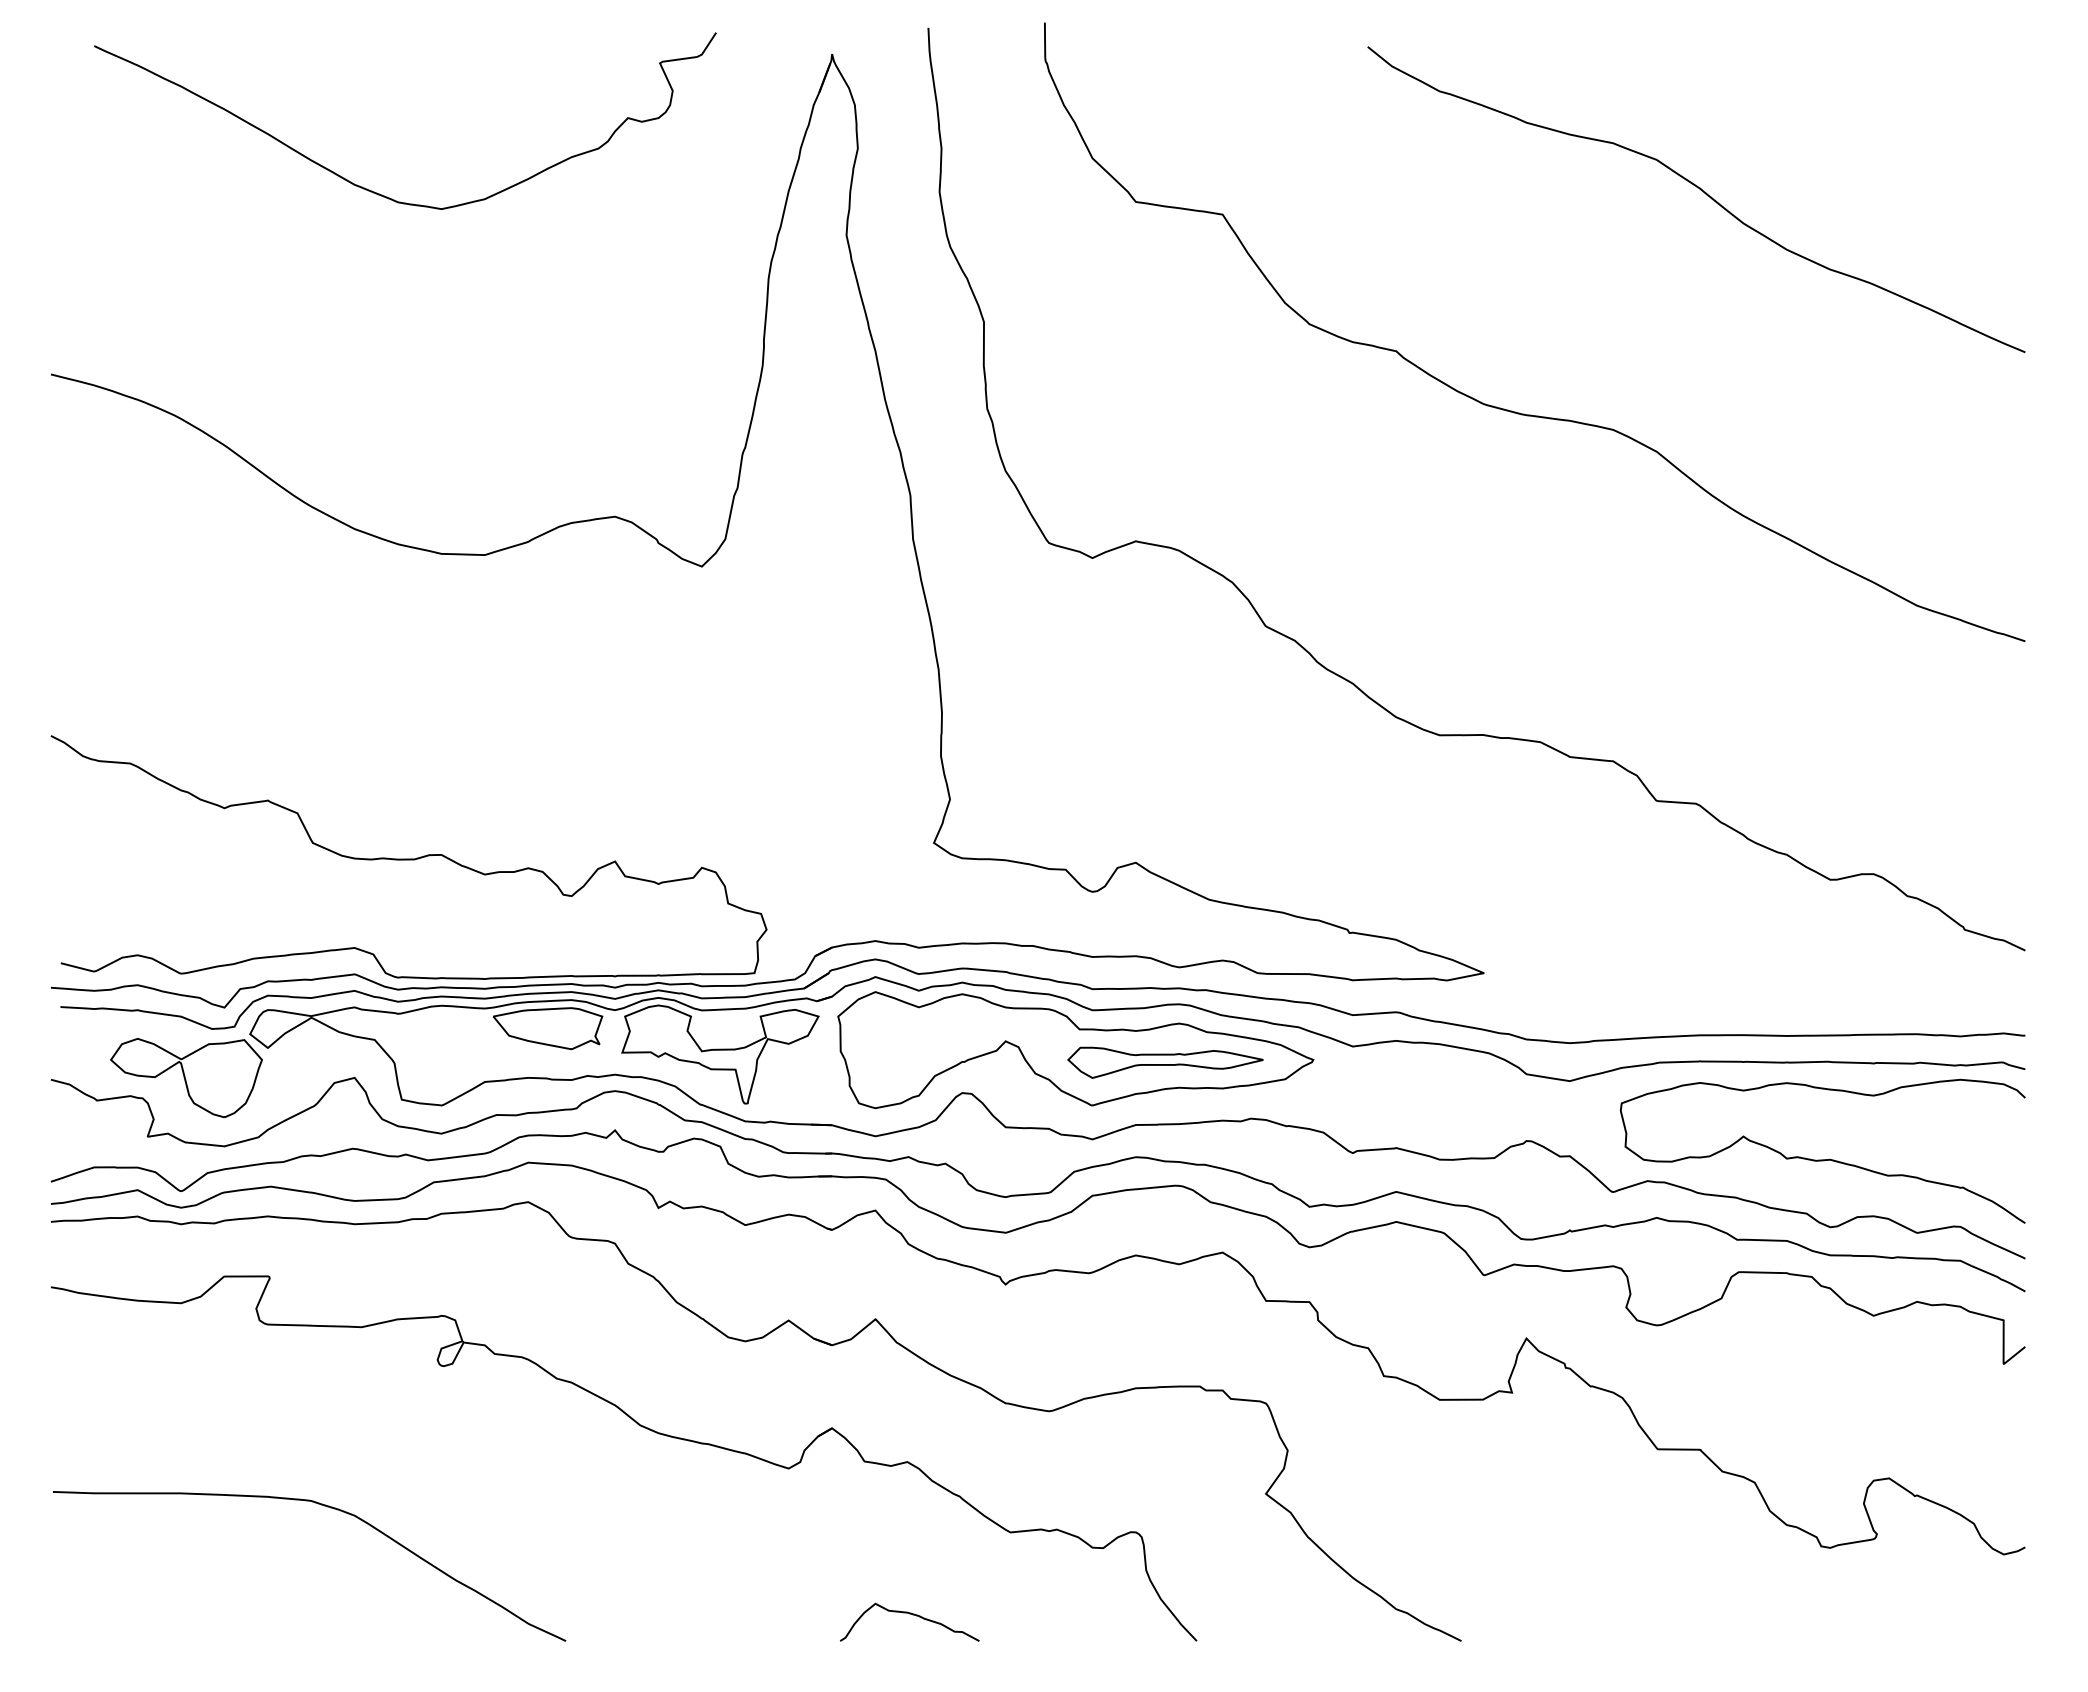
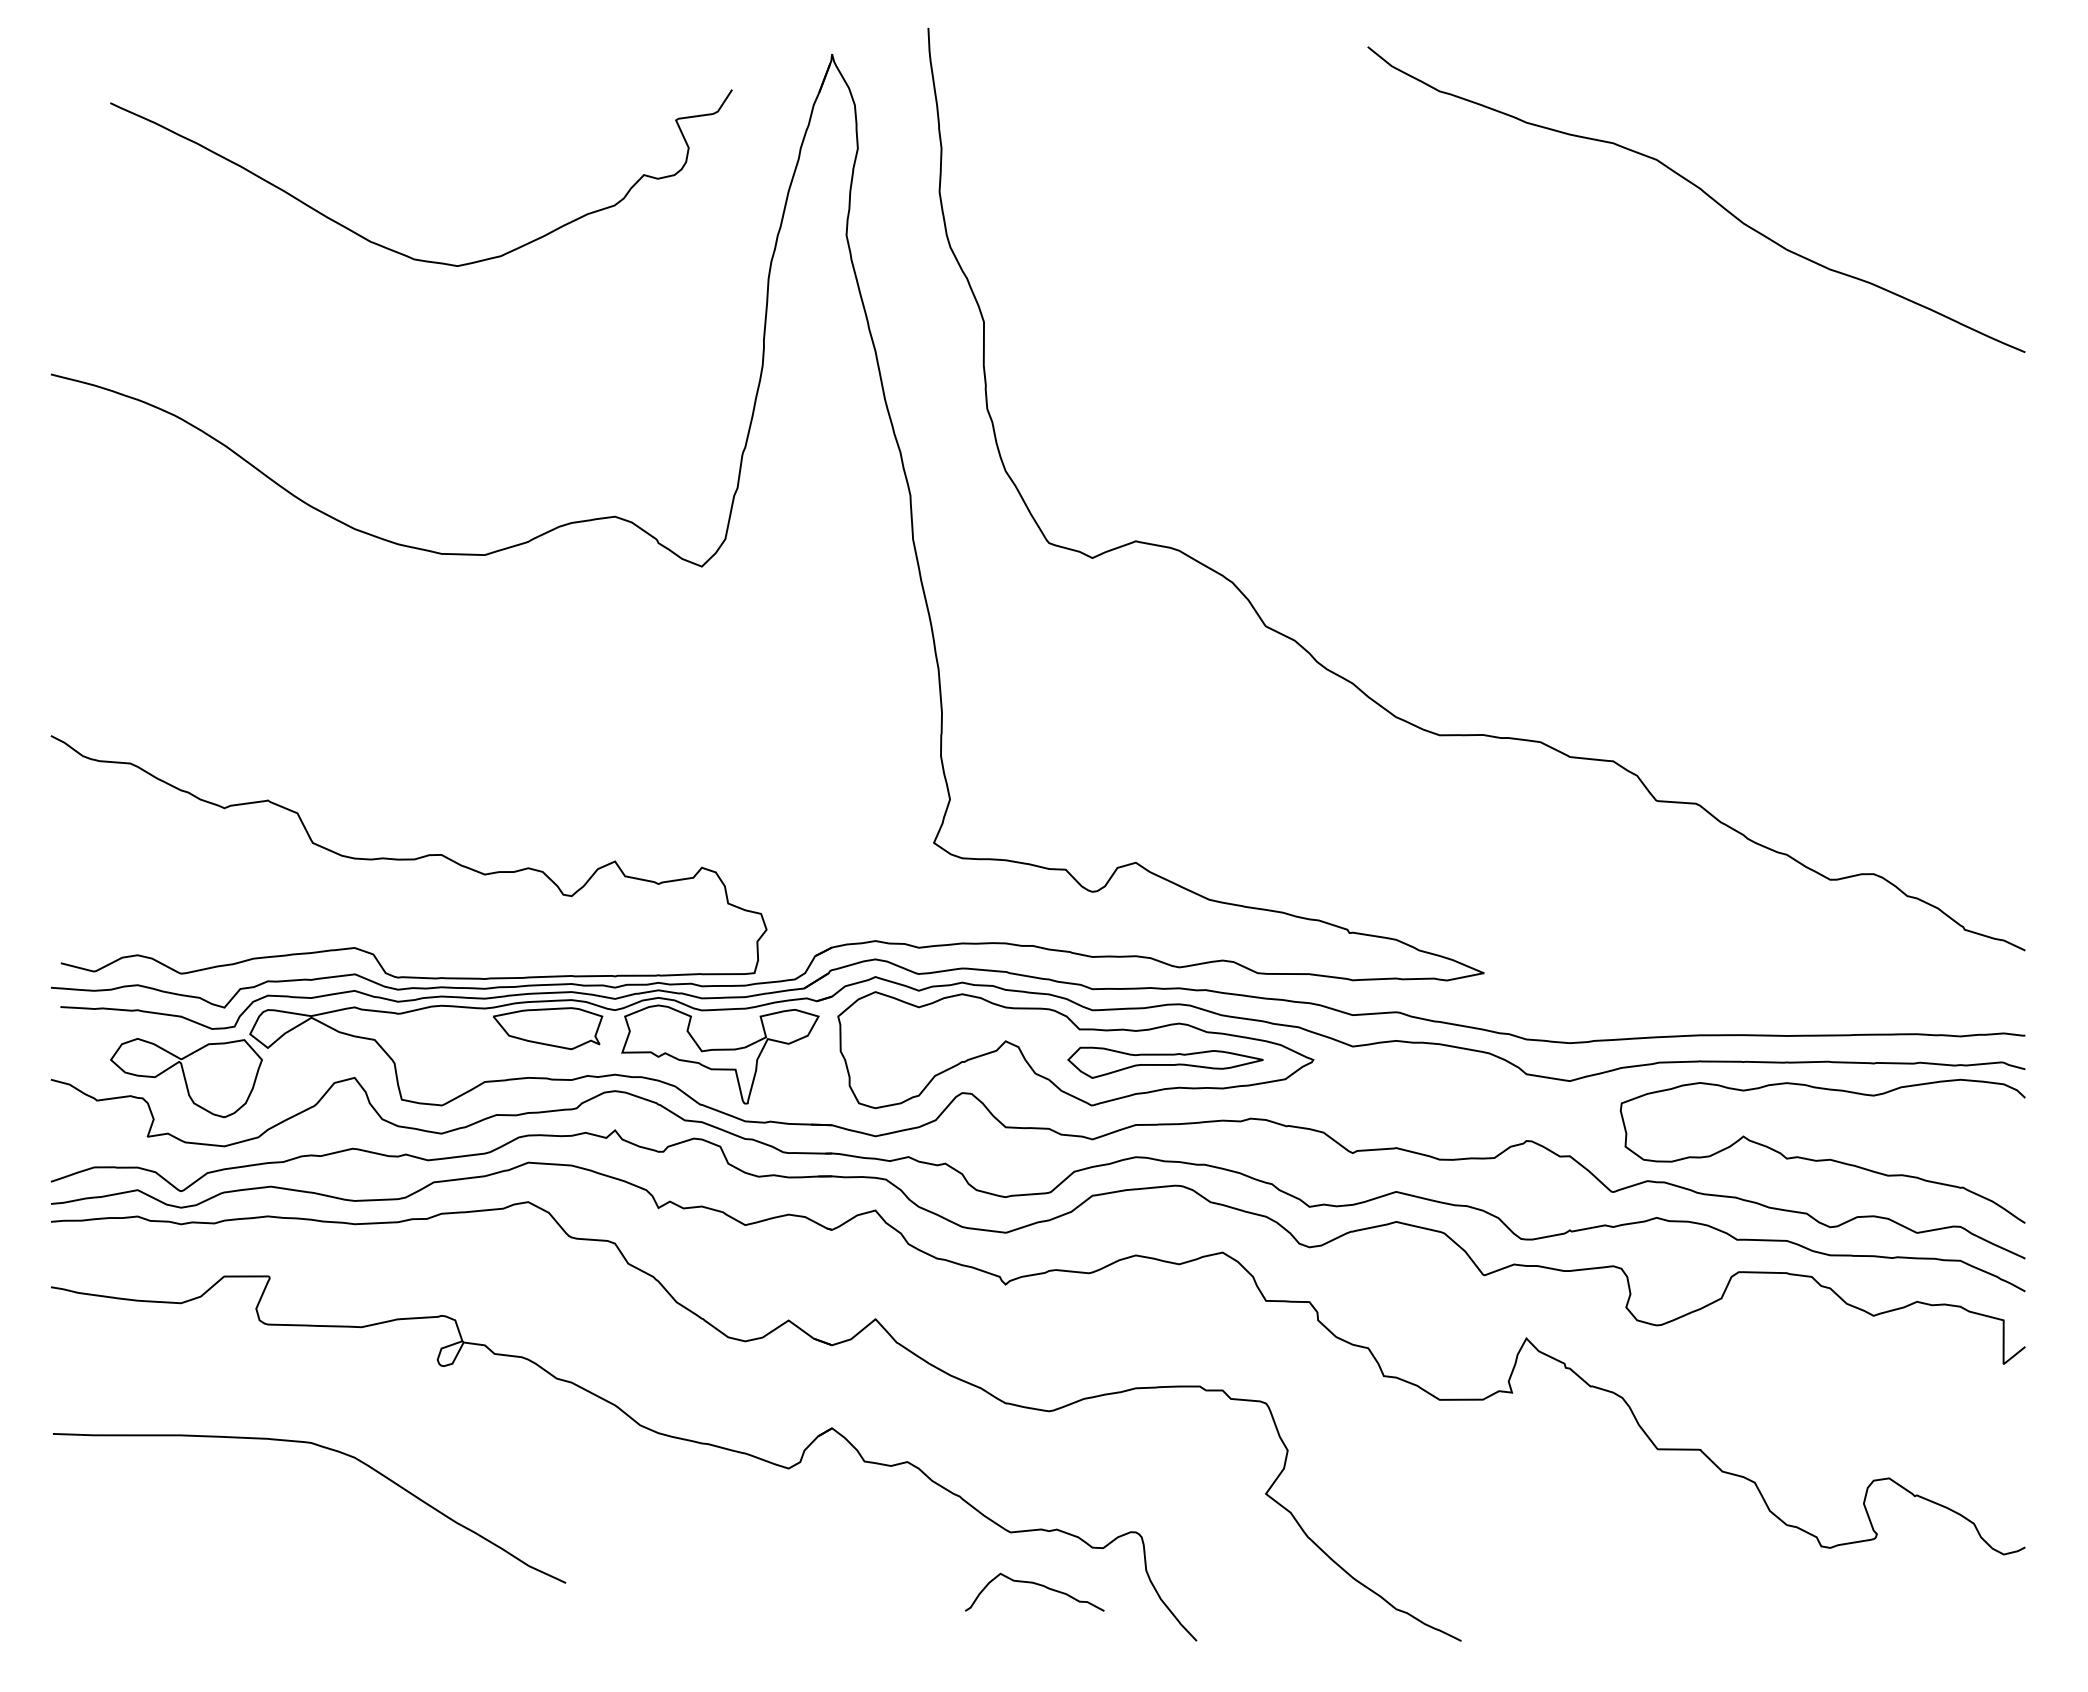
curve position: (377, 192) -> (393, 249) (393, 249)
curve: present -> none (1515, 411)
curve position: (327, 1507) -> (327, 1449) (327, 1449)
curve position: (912, 1615) -> (1037, 1585) (1037, 1585)
